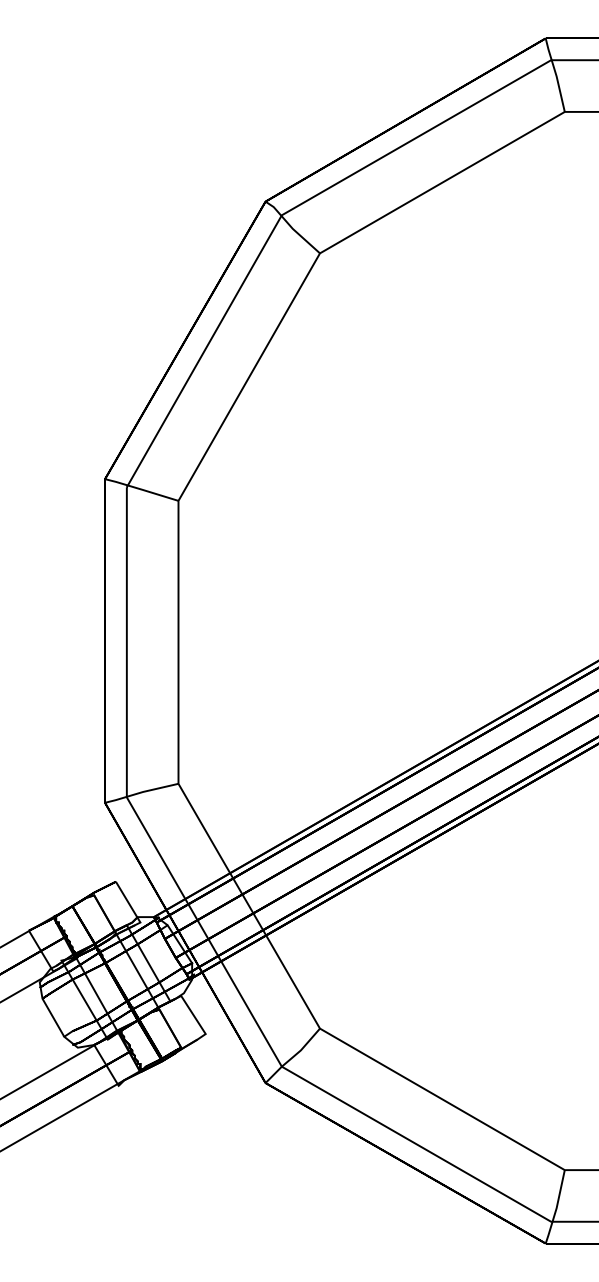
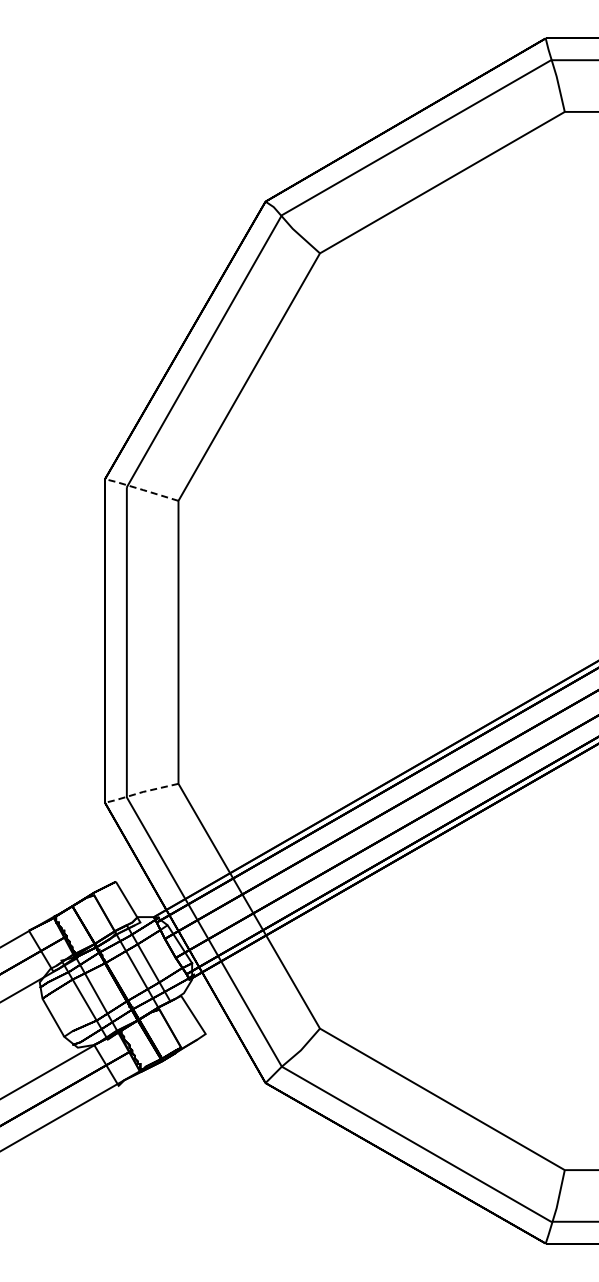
line: solid -> dashed (141, 489)
line: solid -> dashed (141, 792)
